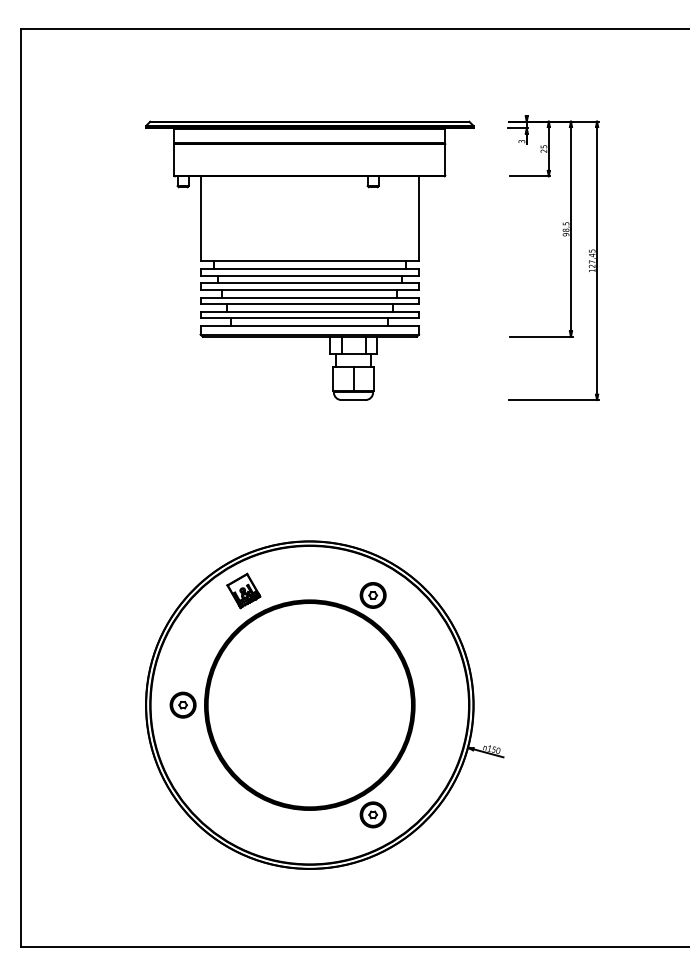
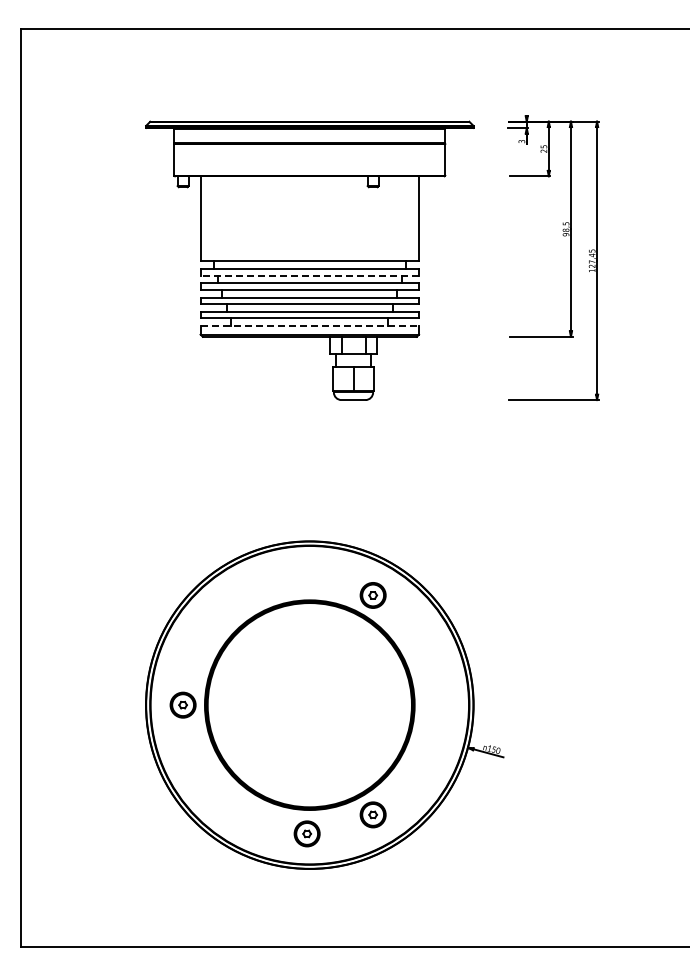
line: solid -> dashed (309, 275)
line: solid -> dashed (310, 325)
part: present -> none (243, 590)
part: none -> present (306, 833)
